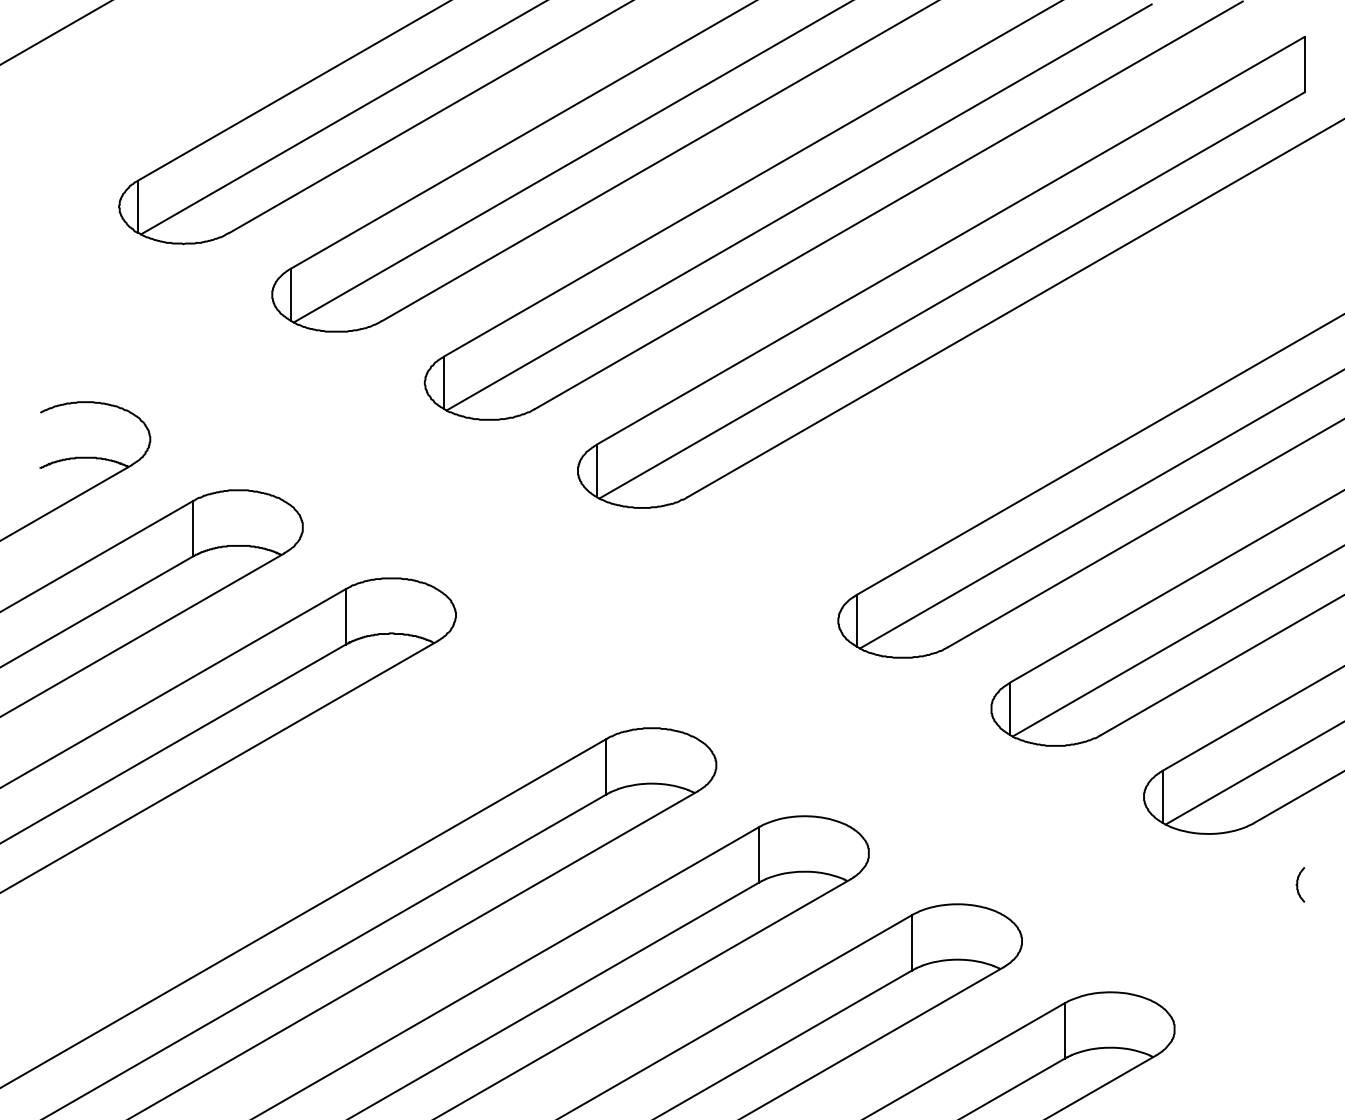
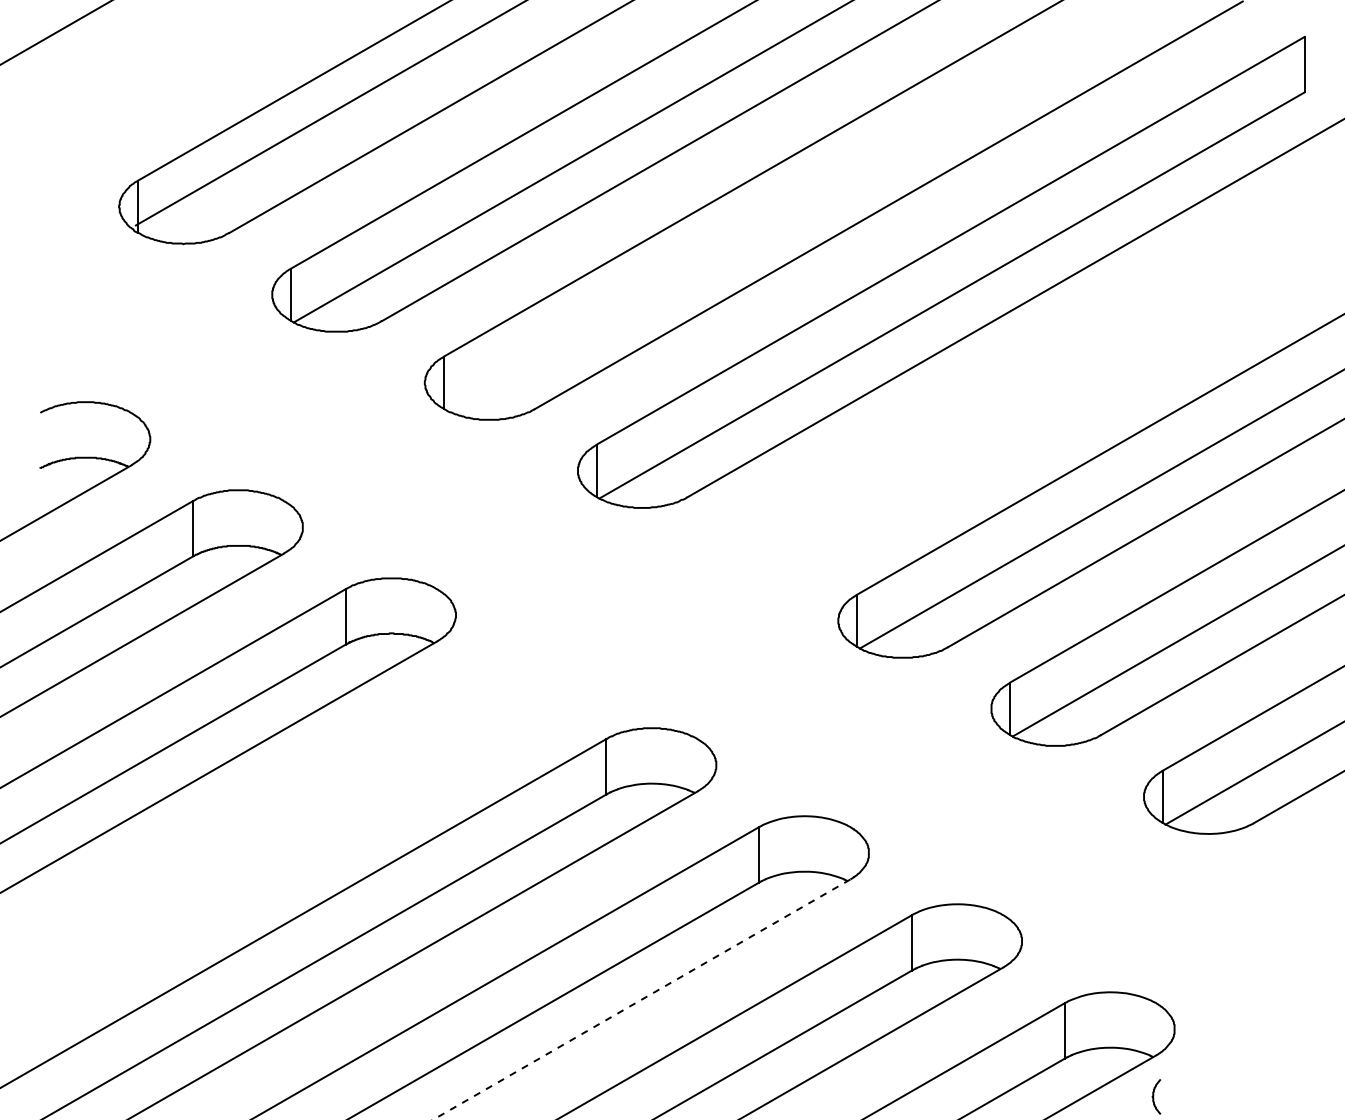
line position: (342, 118) -> (329, 113) (329, 113)
line: present -> none (798, 207)
curve position: (1298, 883) -> (1154, 1095) (1154, 1095)
line: solid -> dashed (641, 999)
